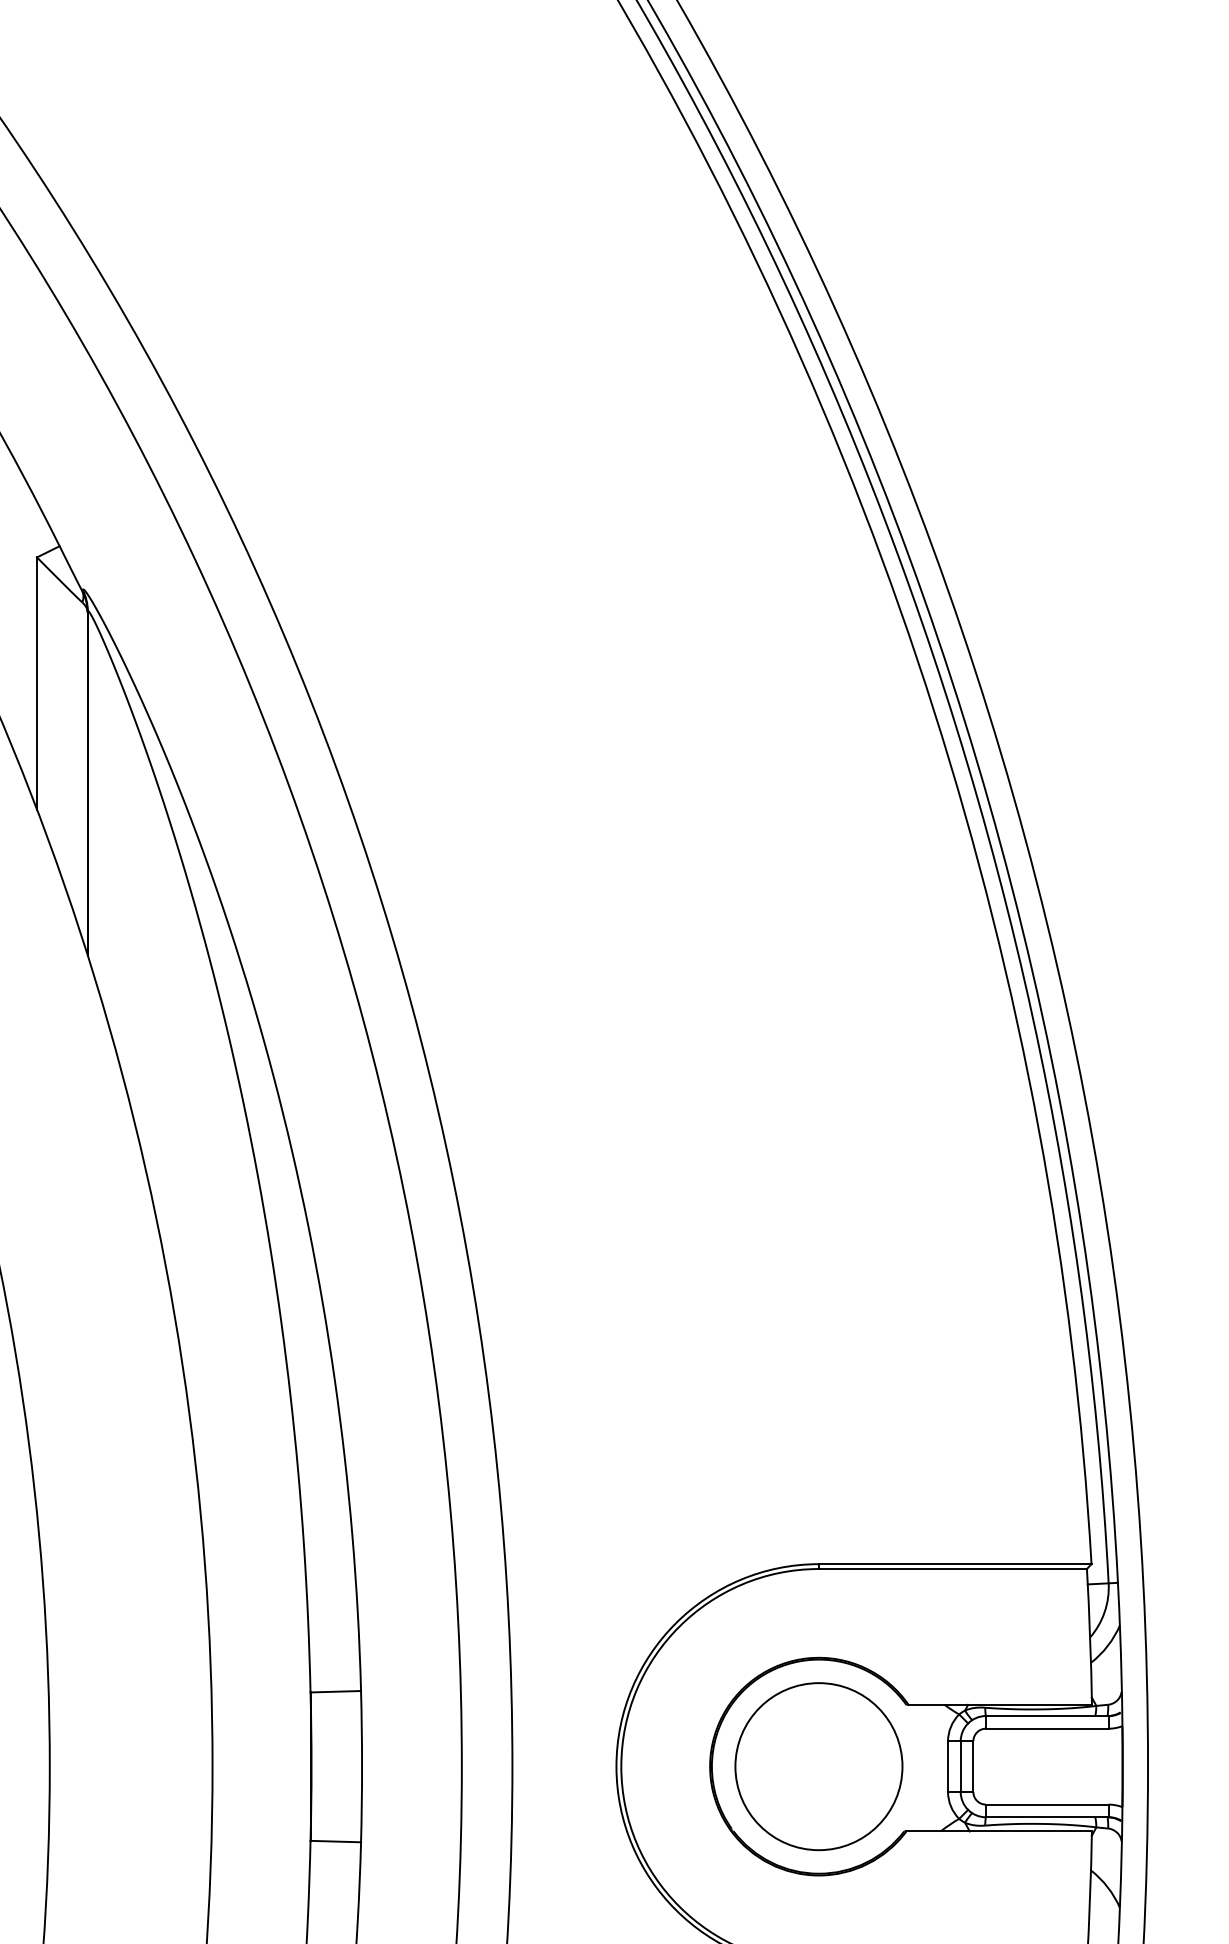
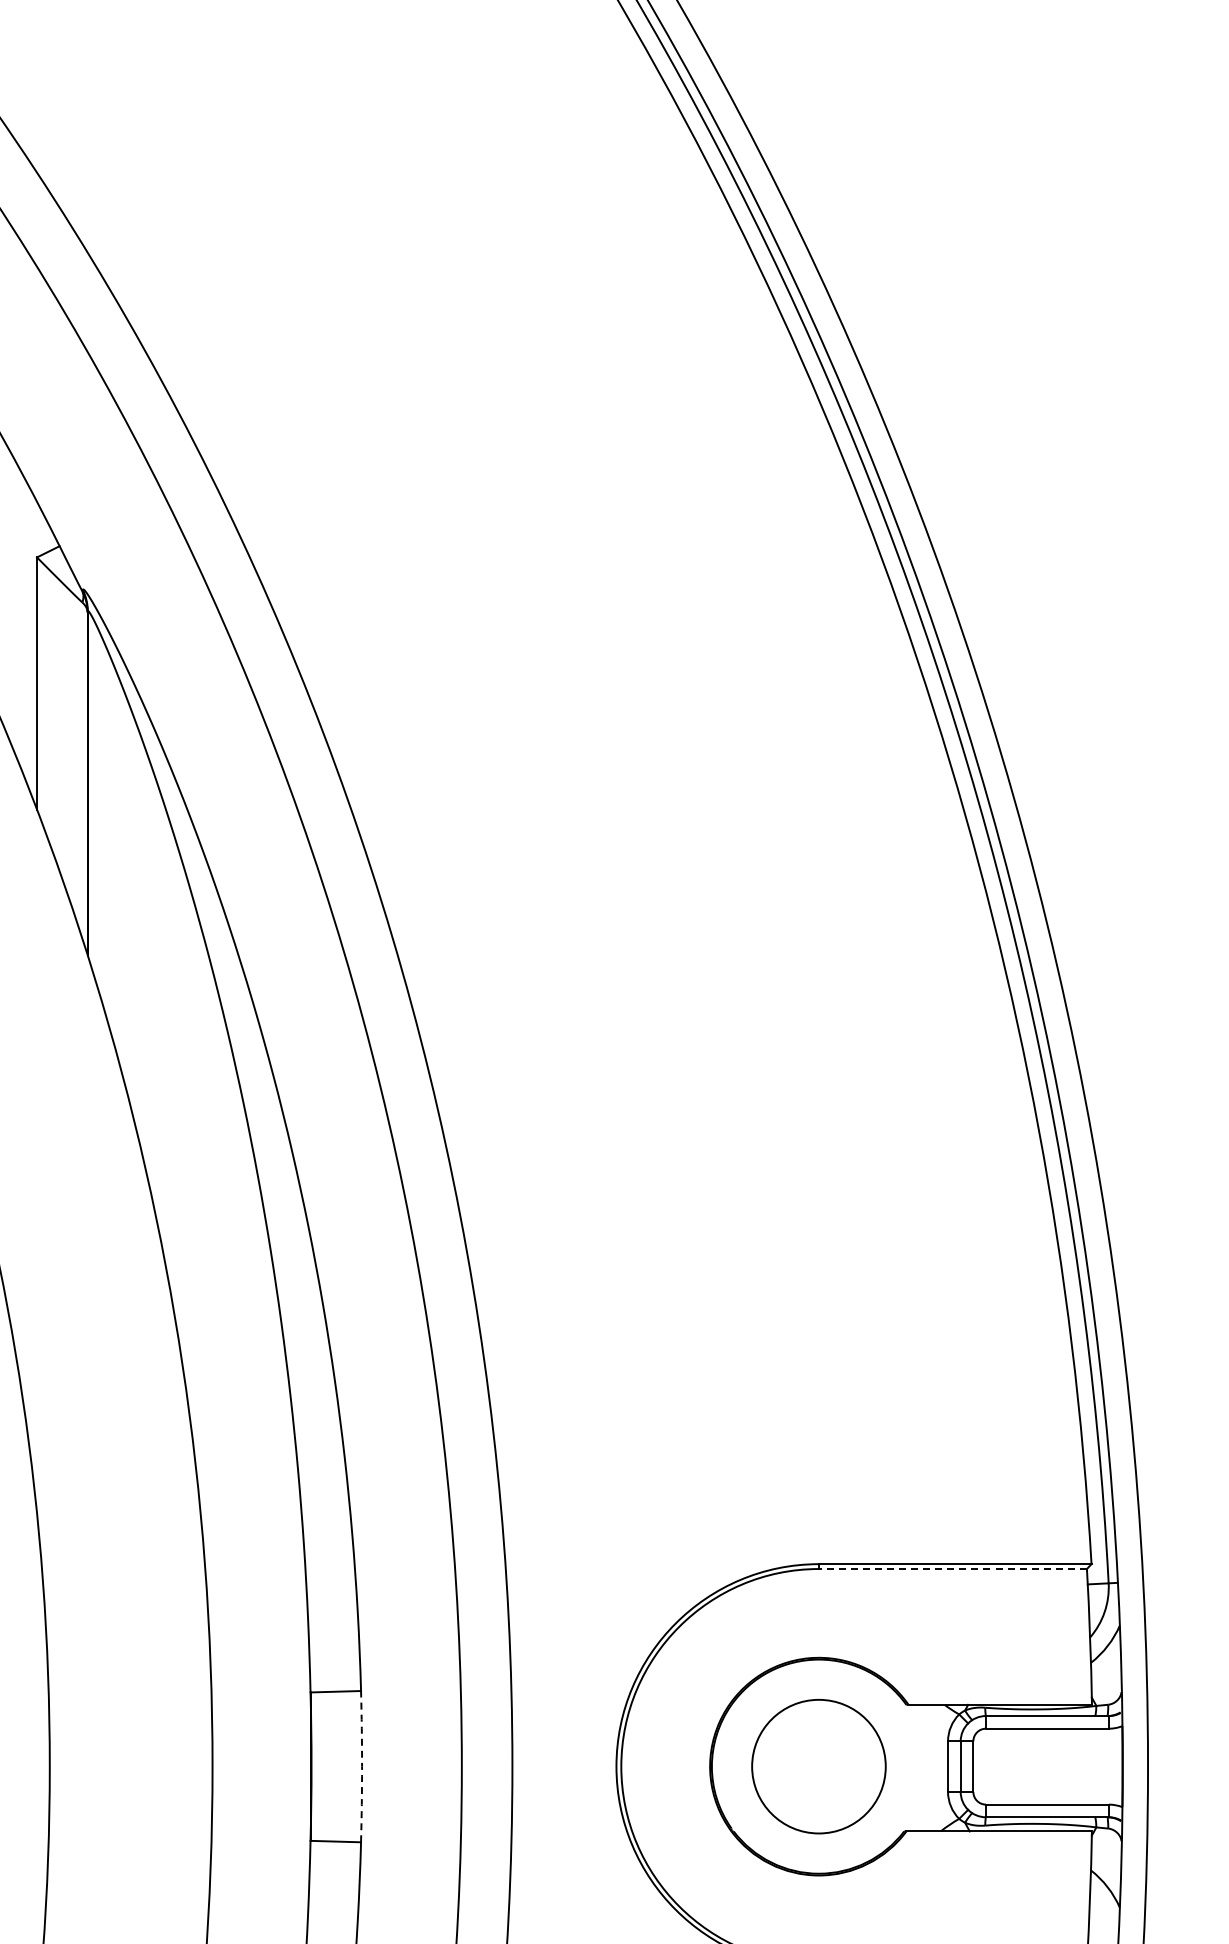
line: solid -> dashed (952, 1569)
arc: solid -> dashed (362, 1766)
circle diameter: 167 px -> 134 px (818, 1766)
